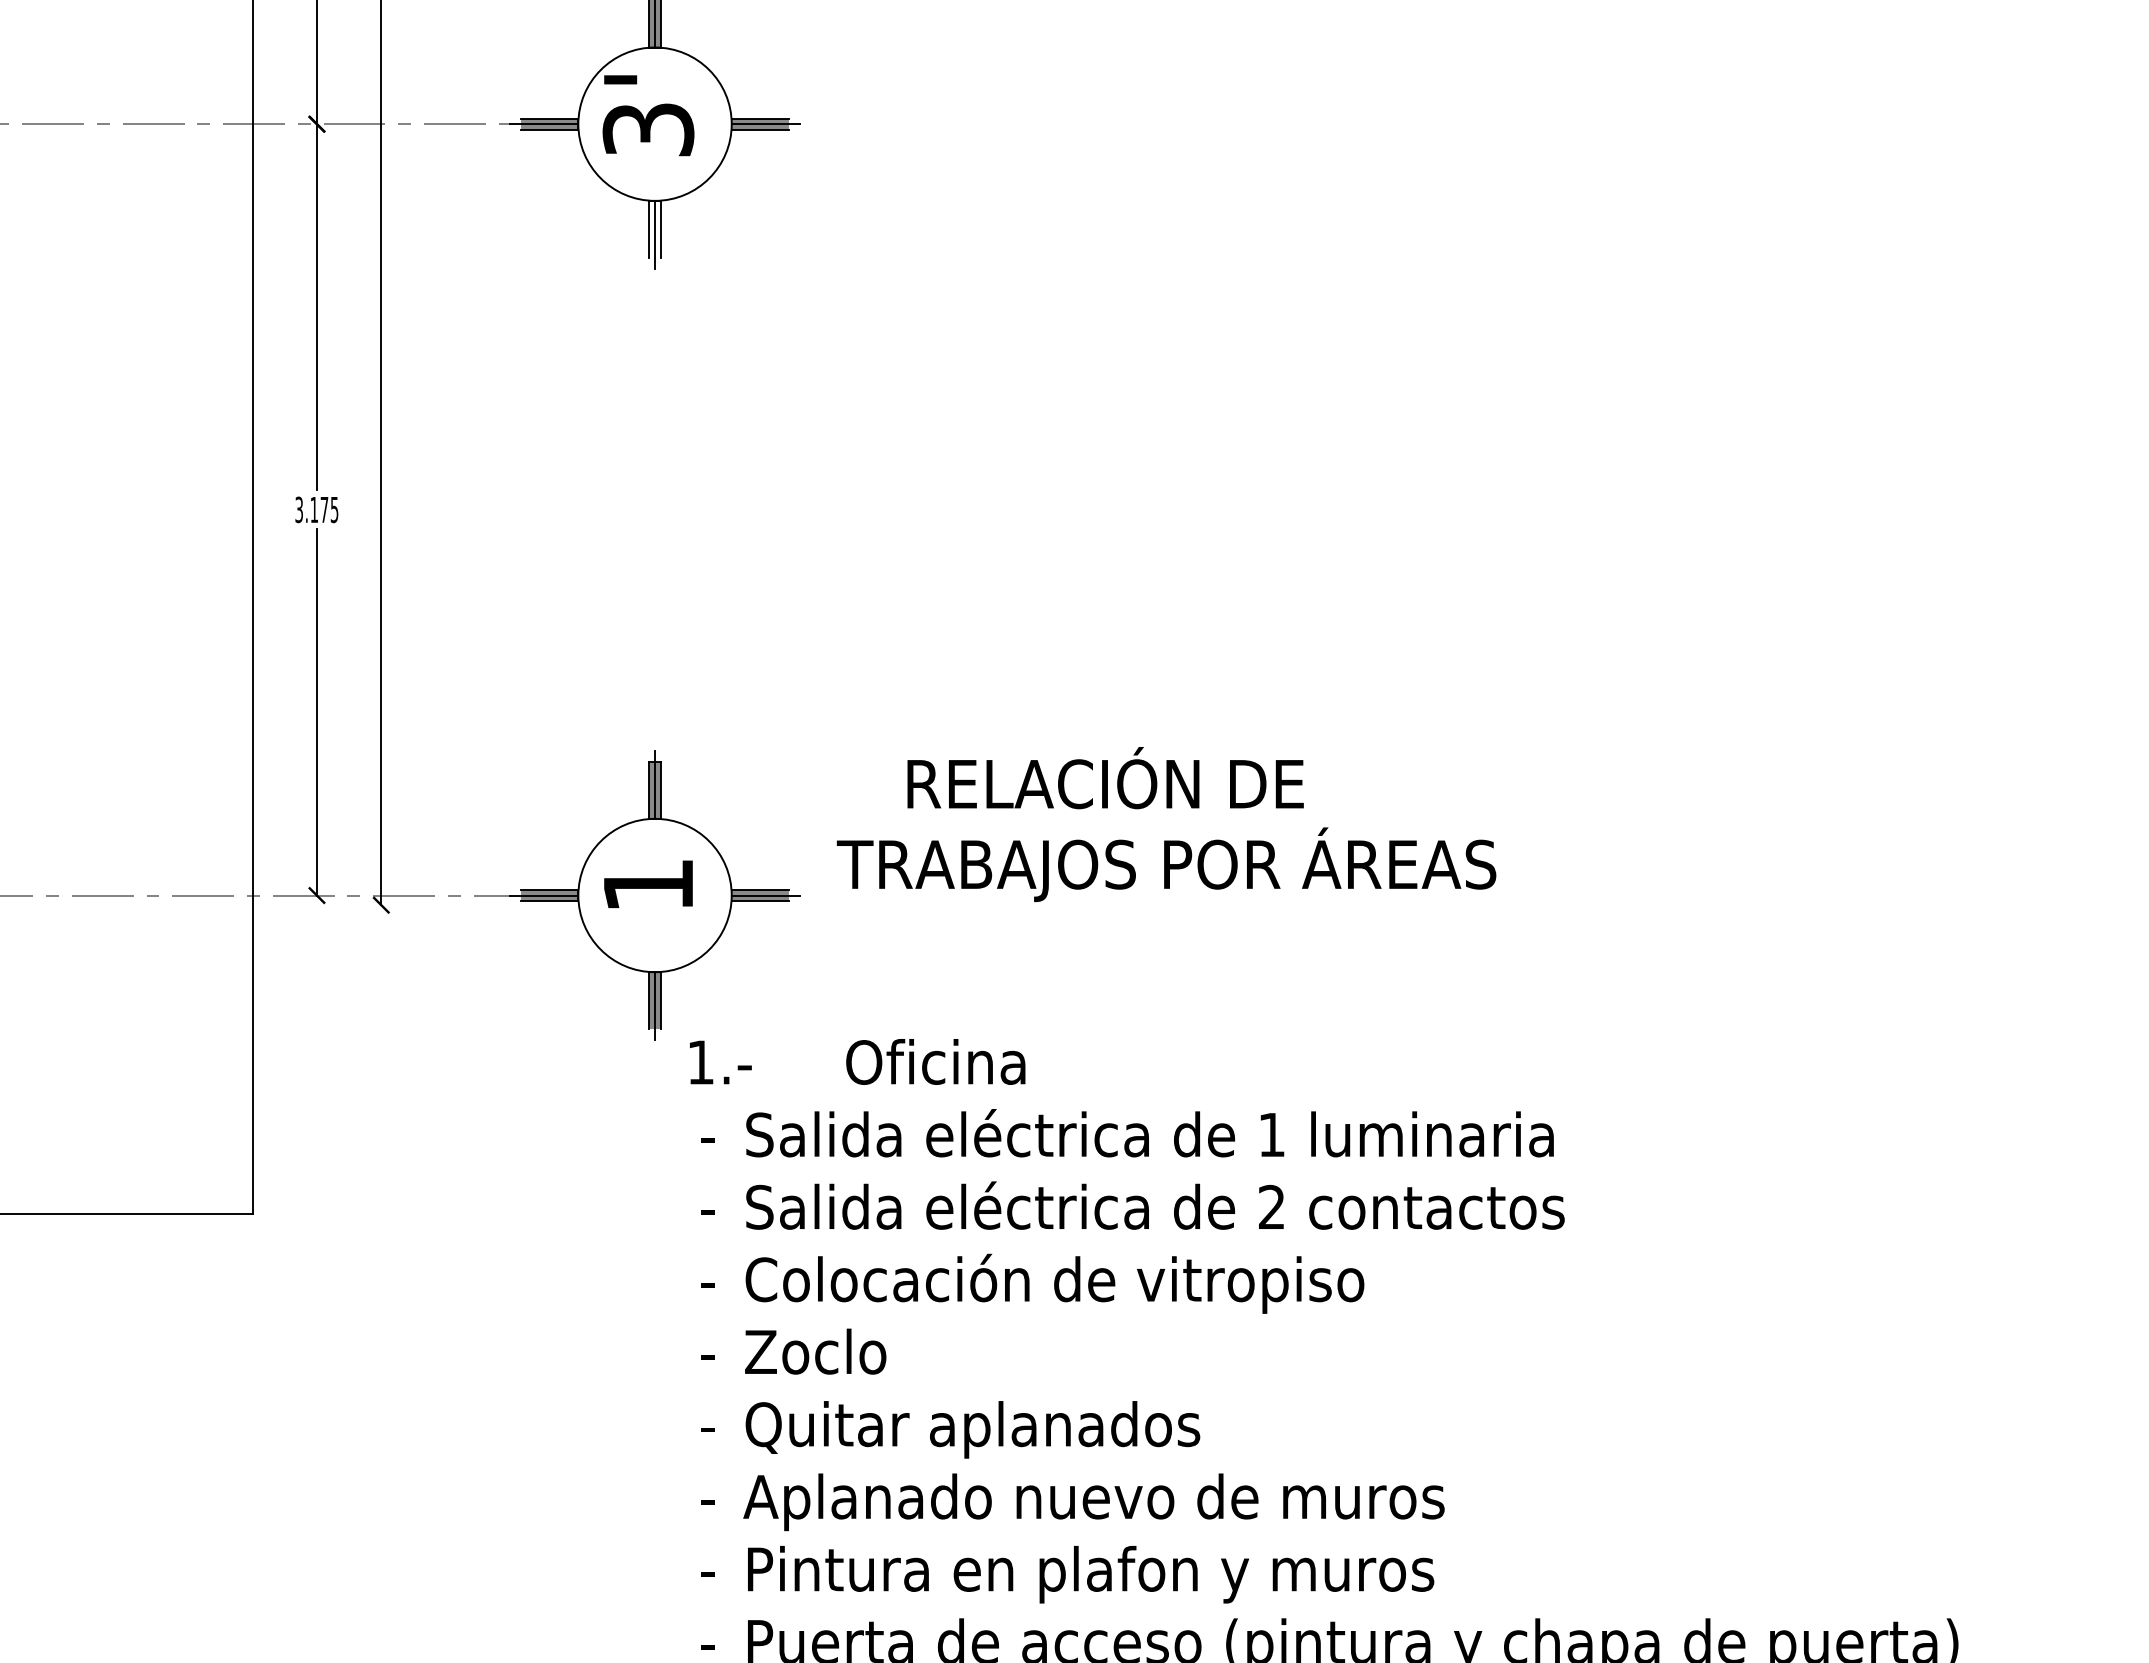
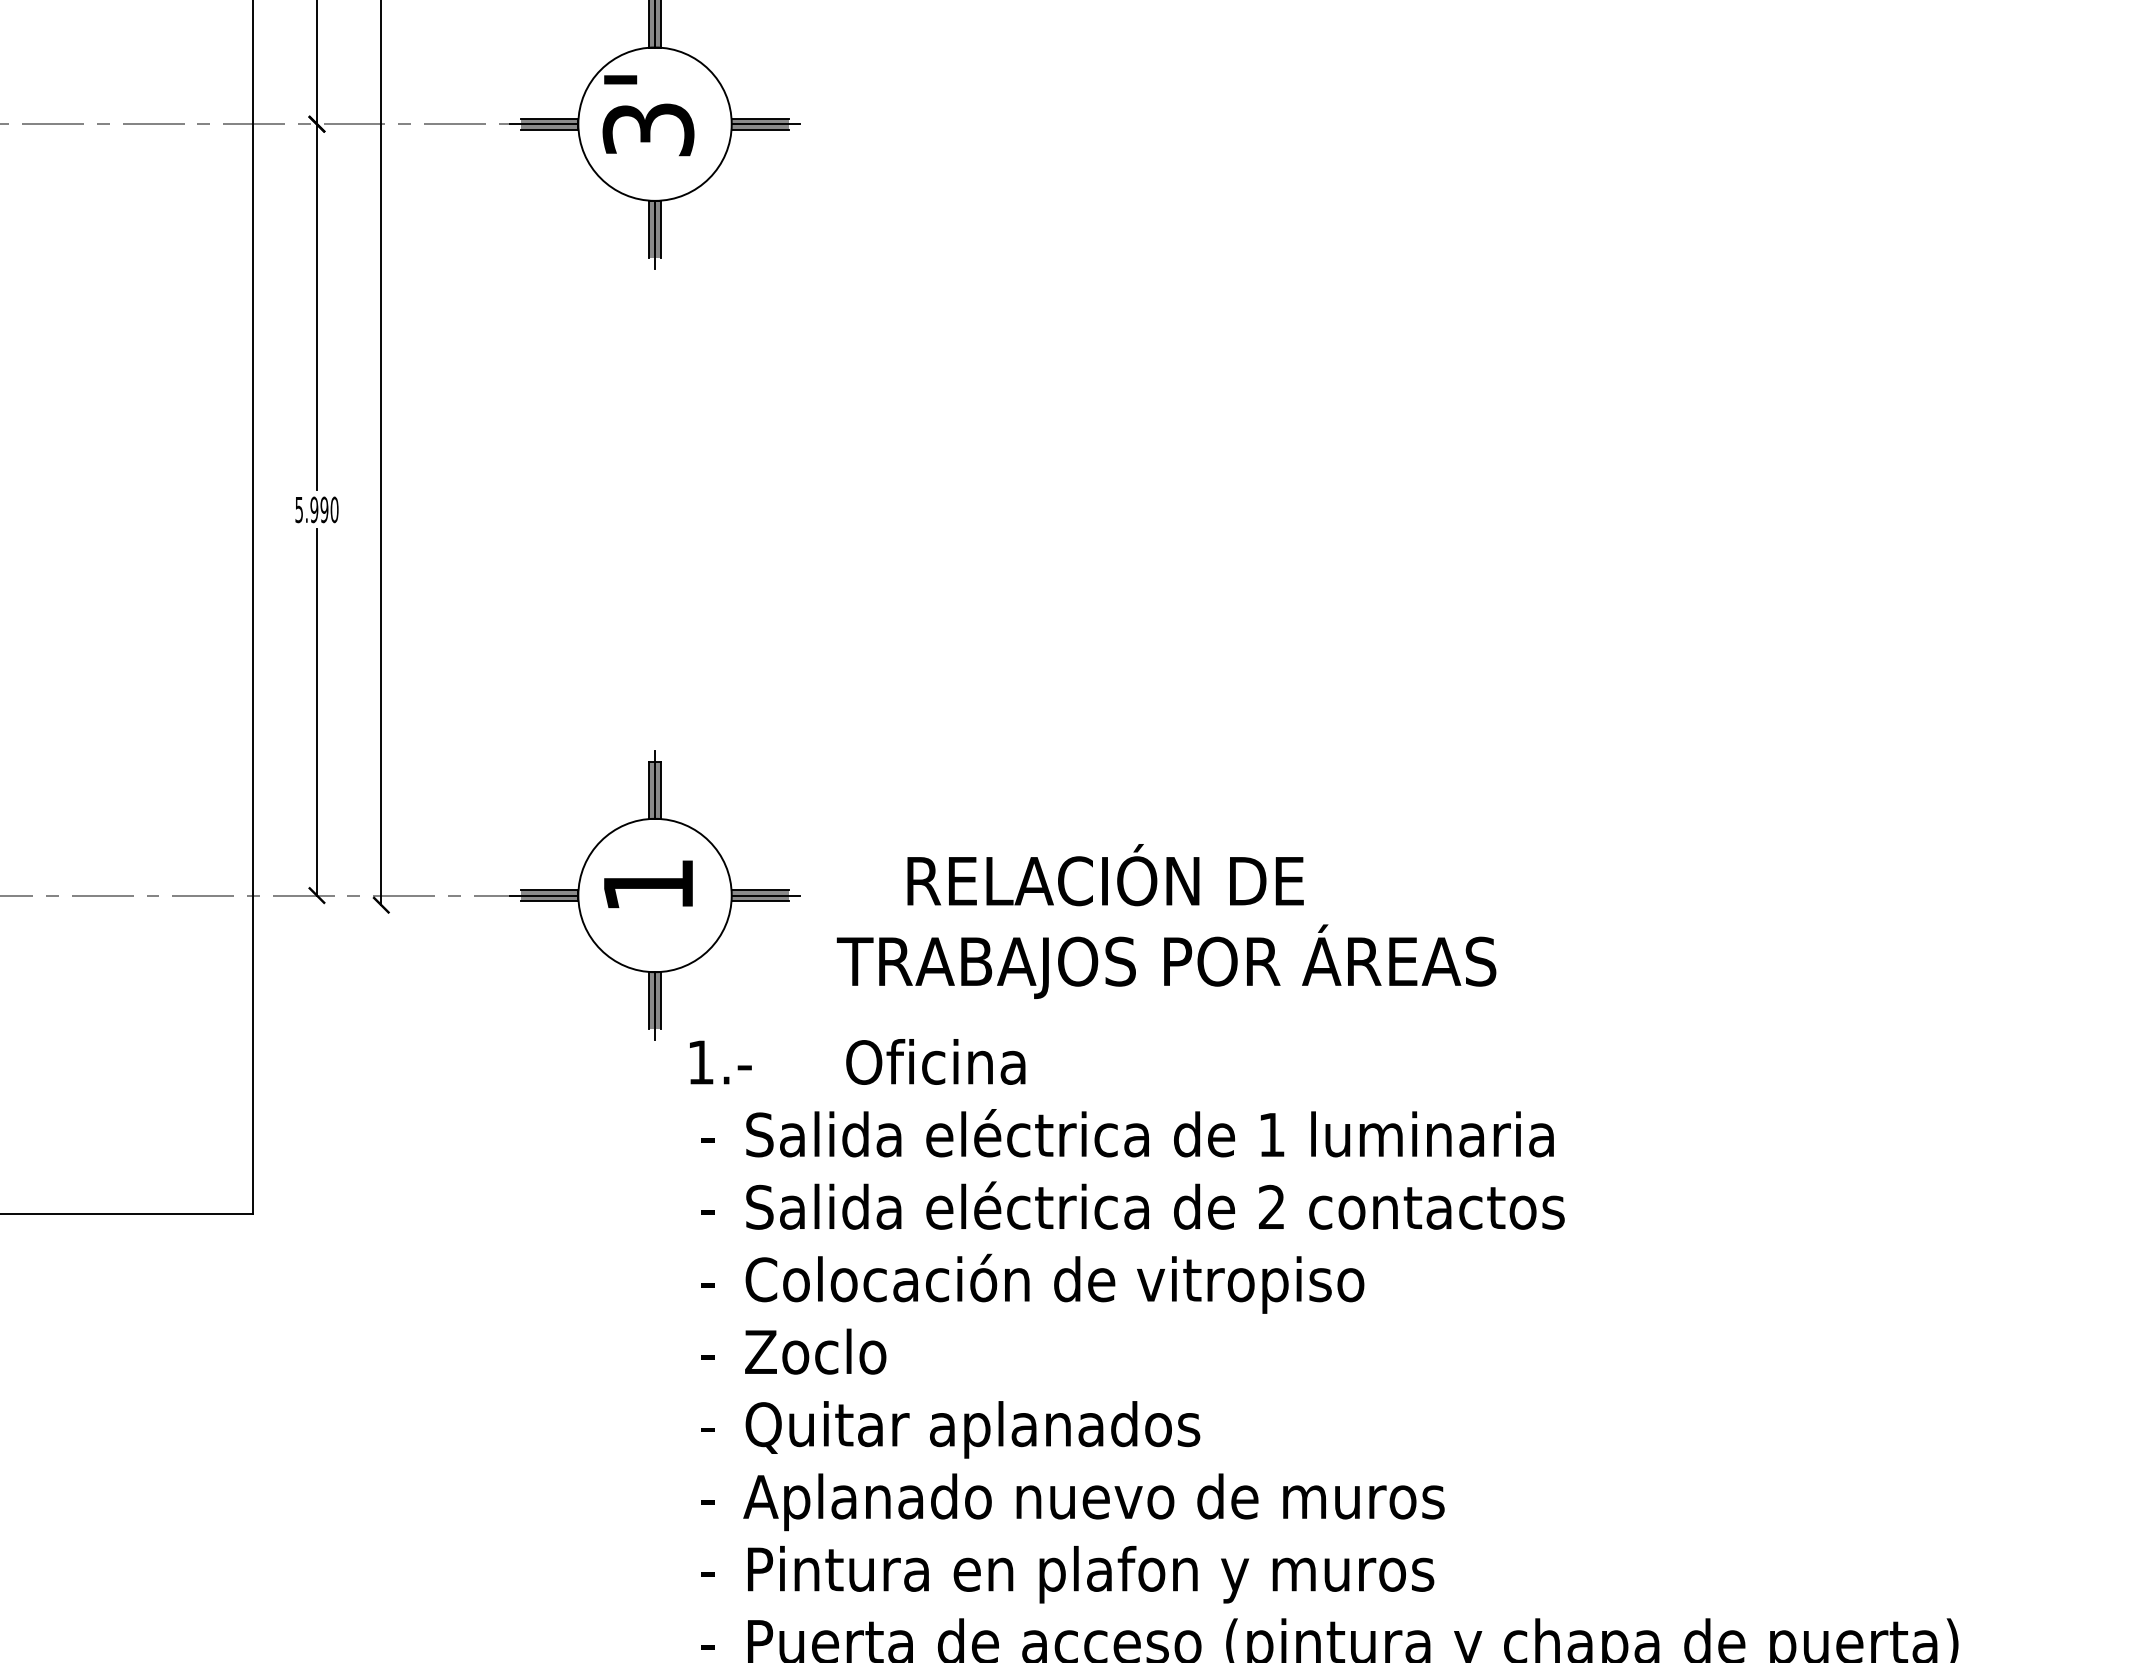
fill: none -> present (654, 228)
text: 3.175 -> 5.990 (316, 509)
text position: (1166, 824) -> (1166, 921) (1166, 921)
